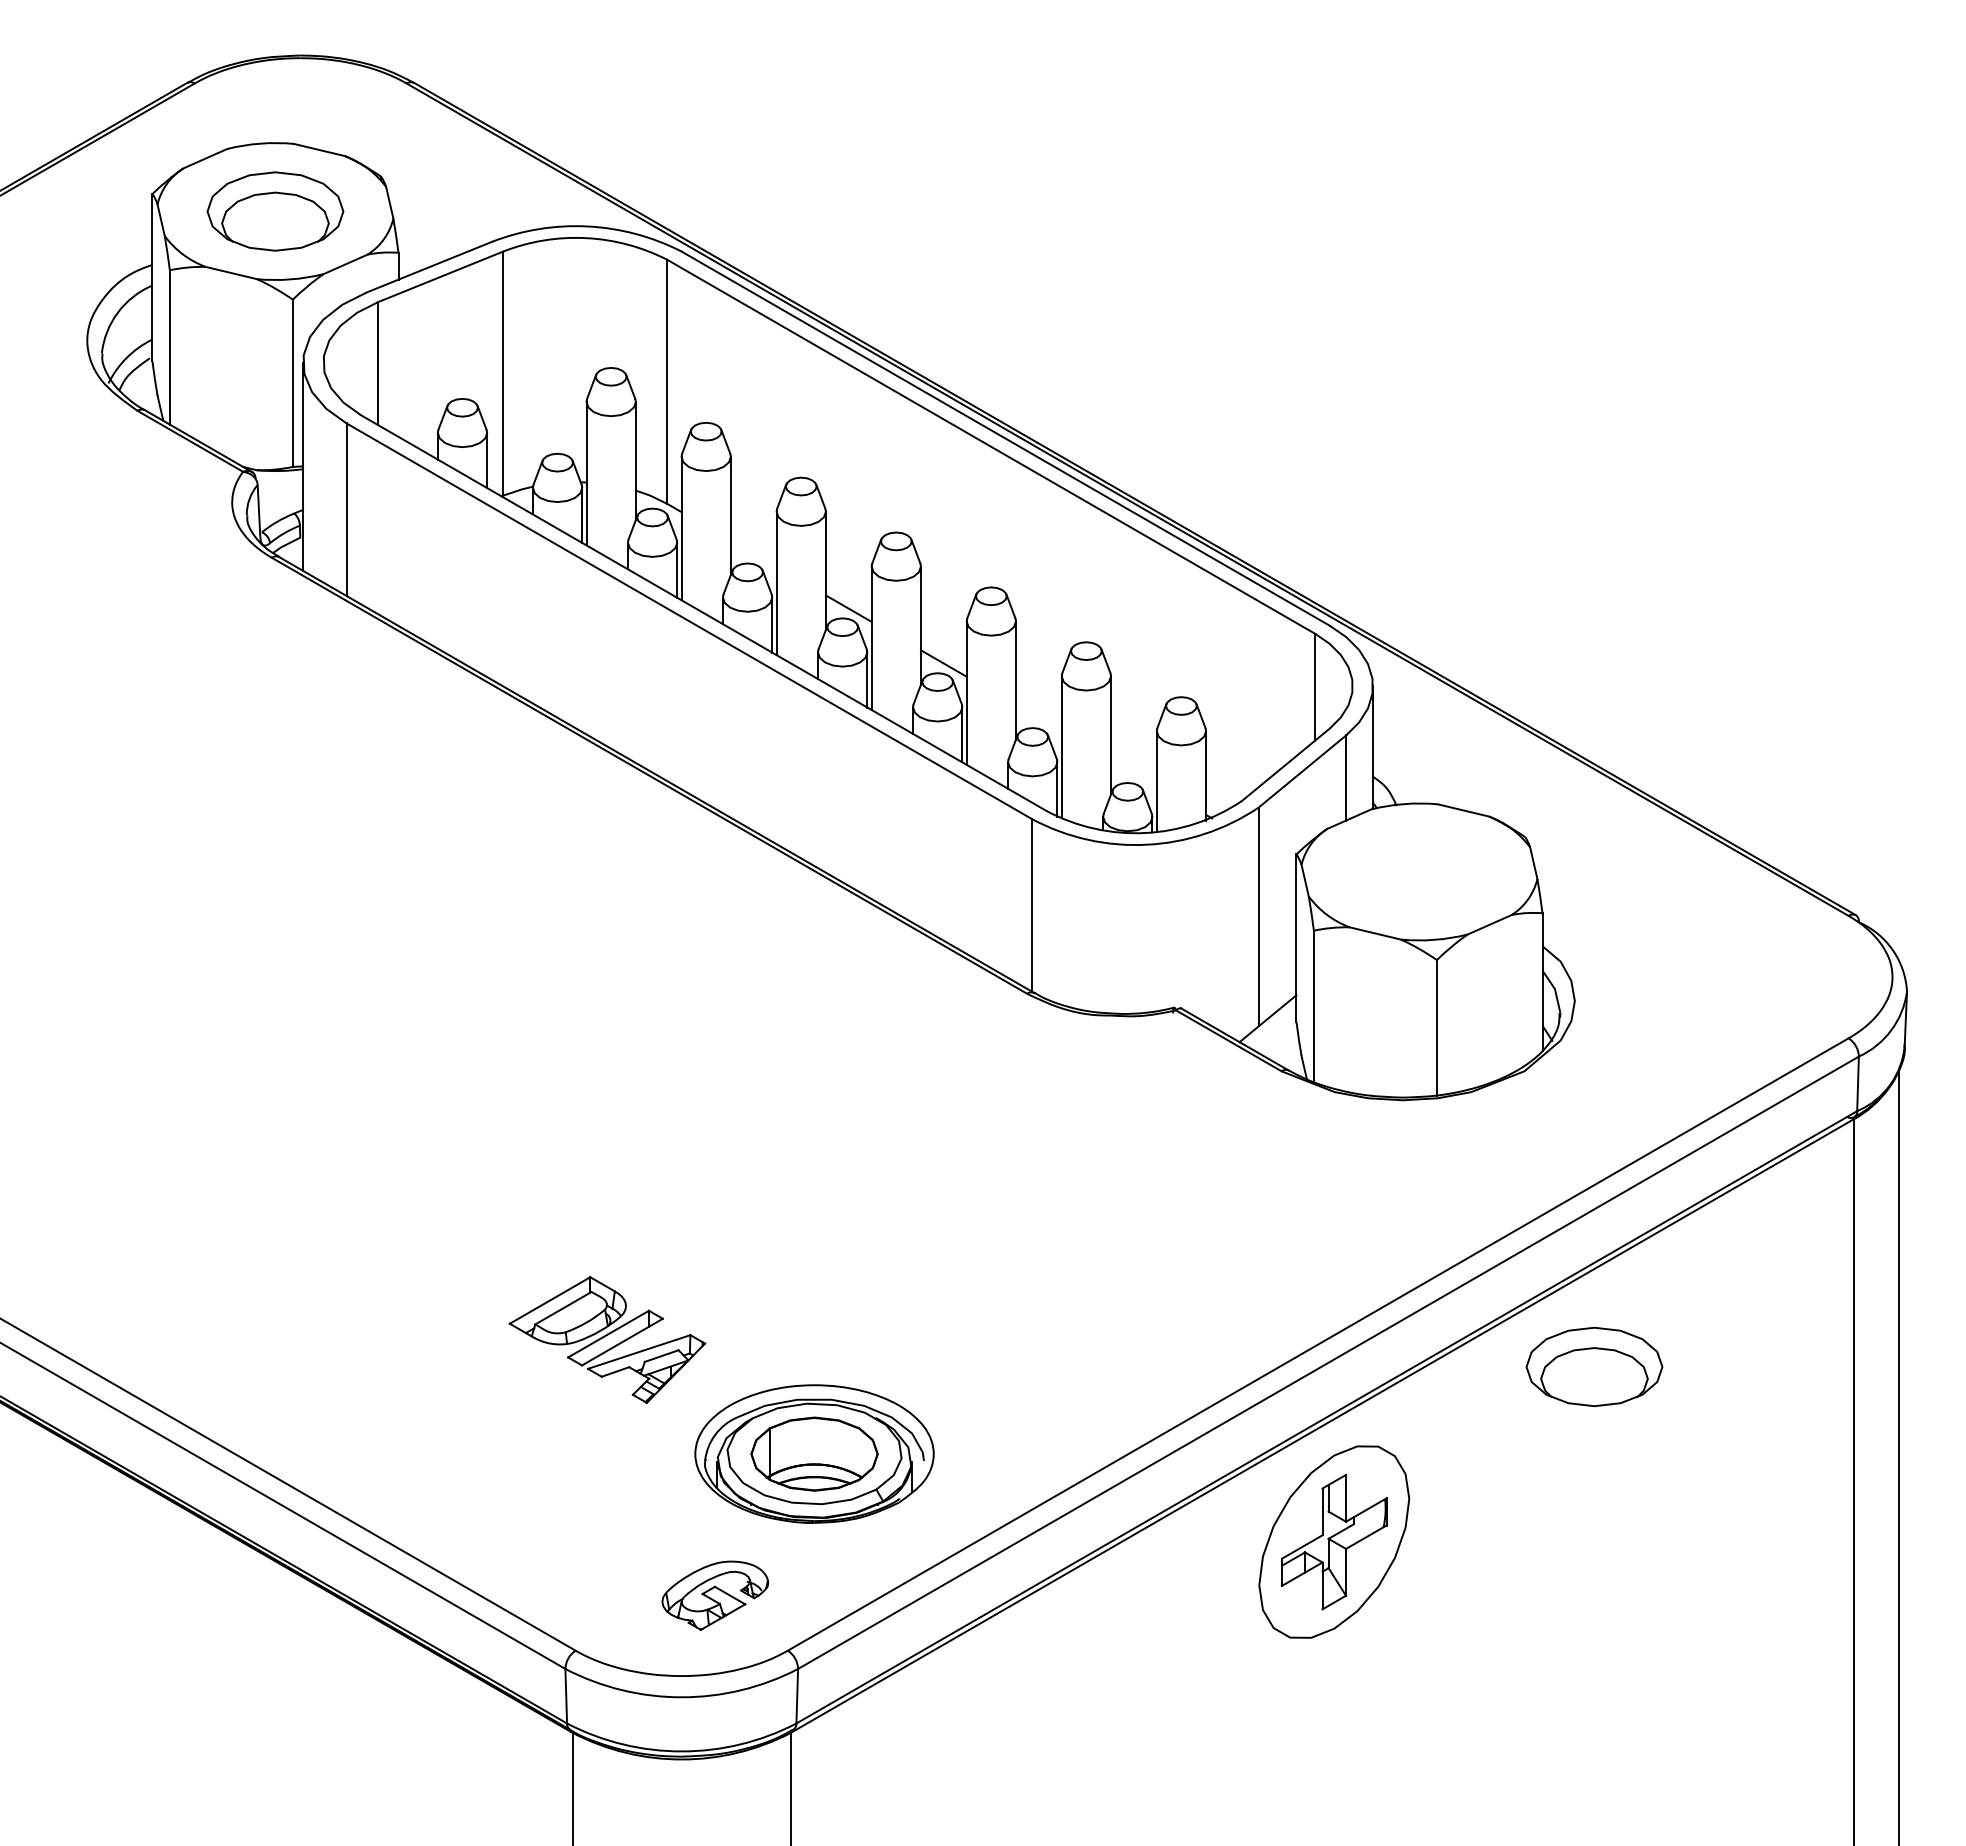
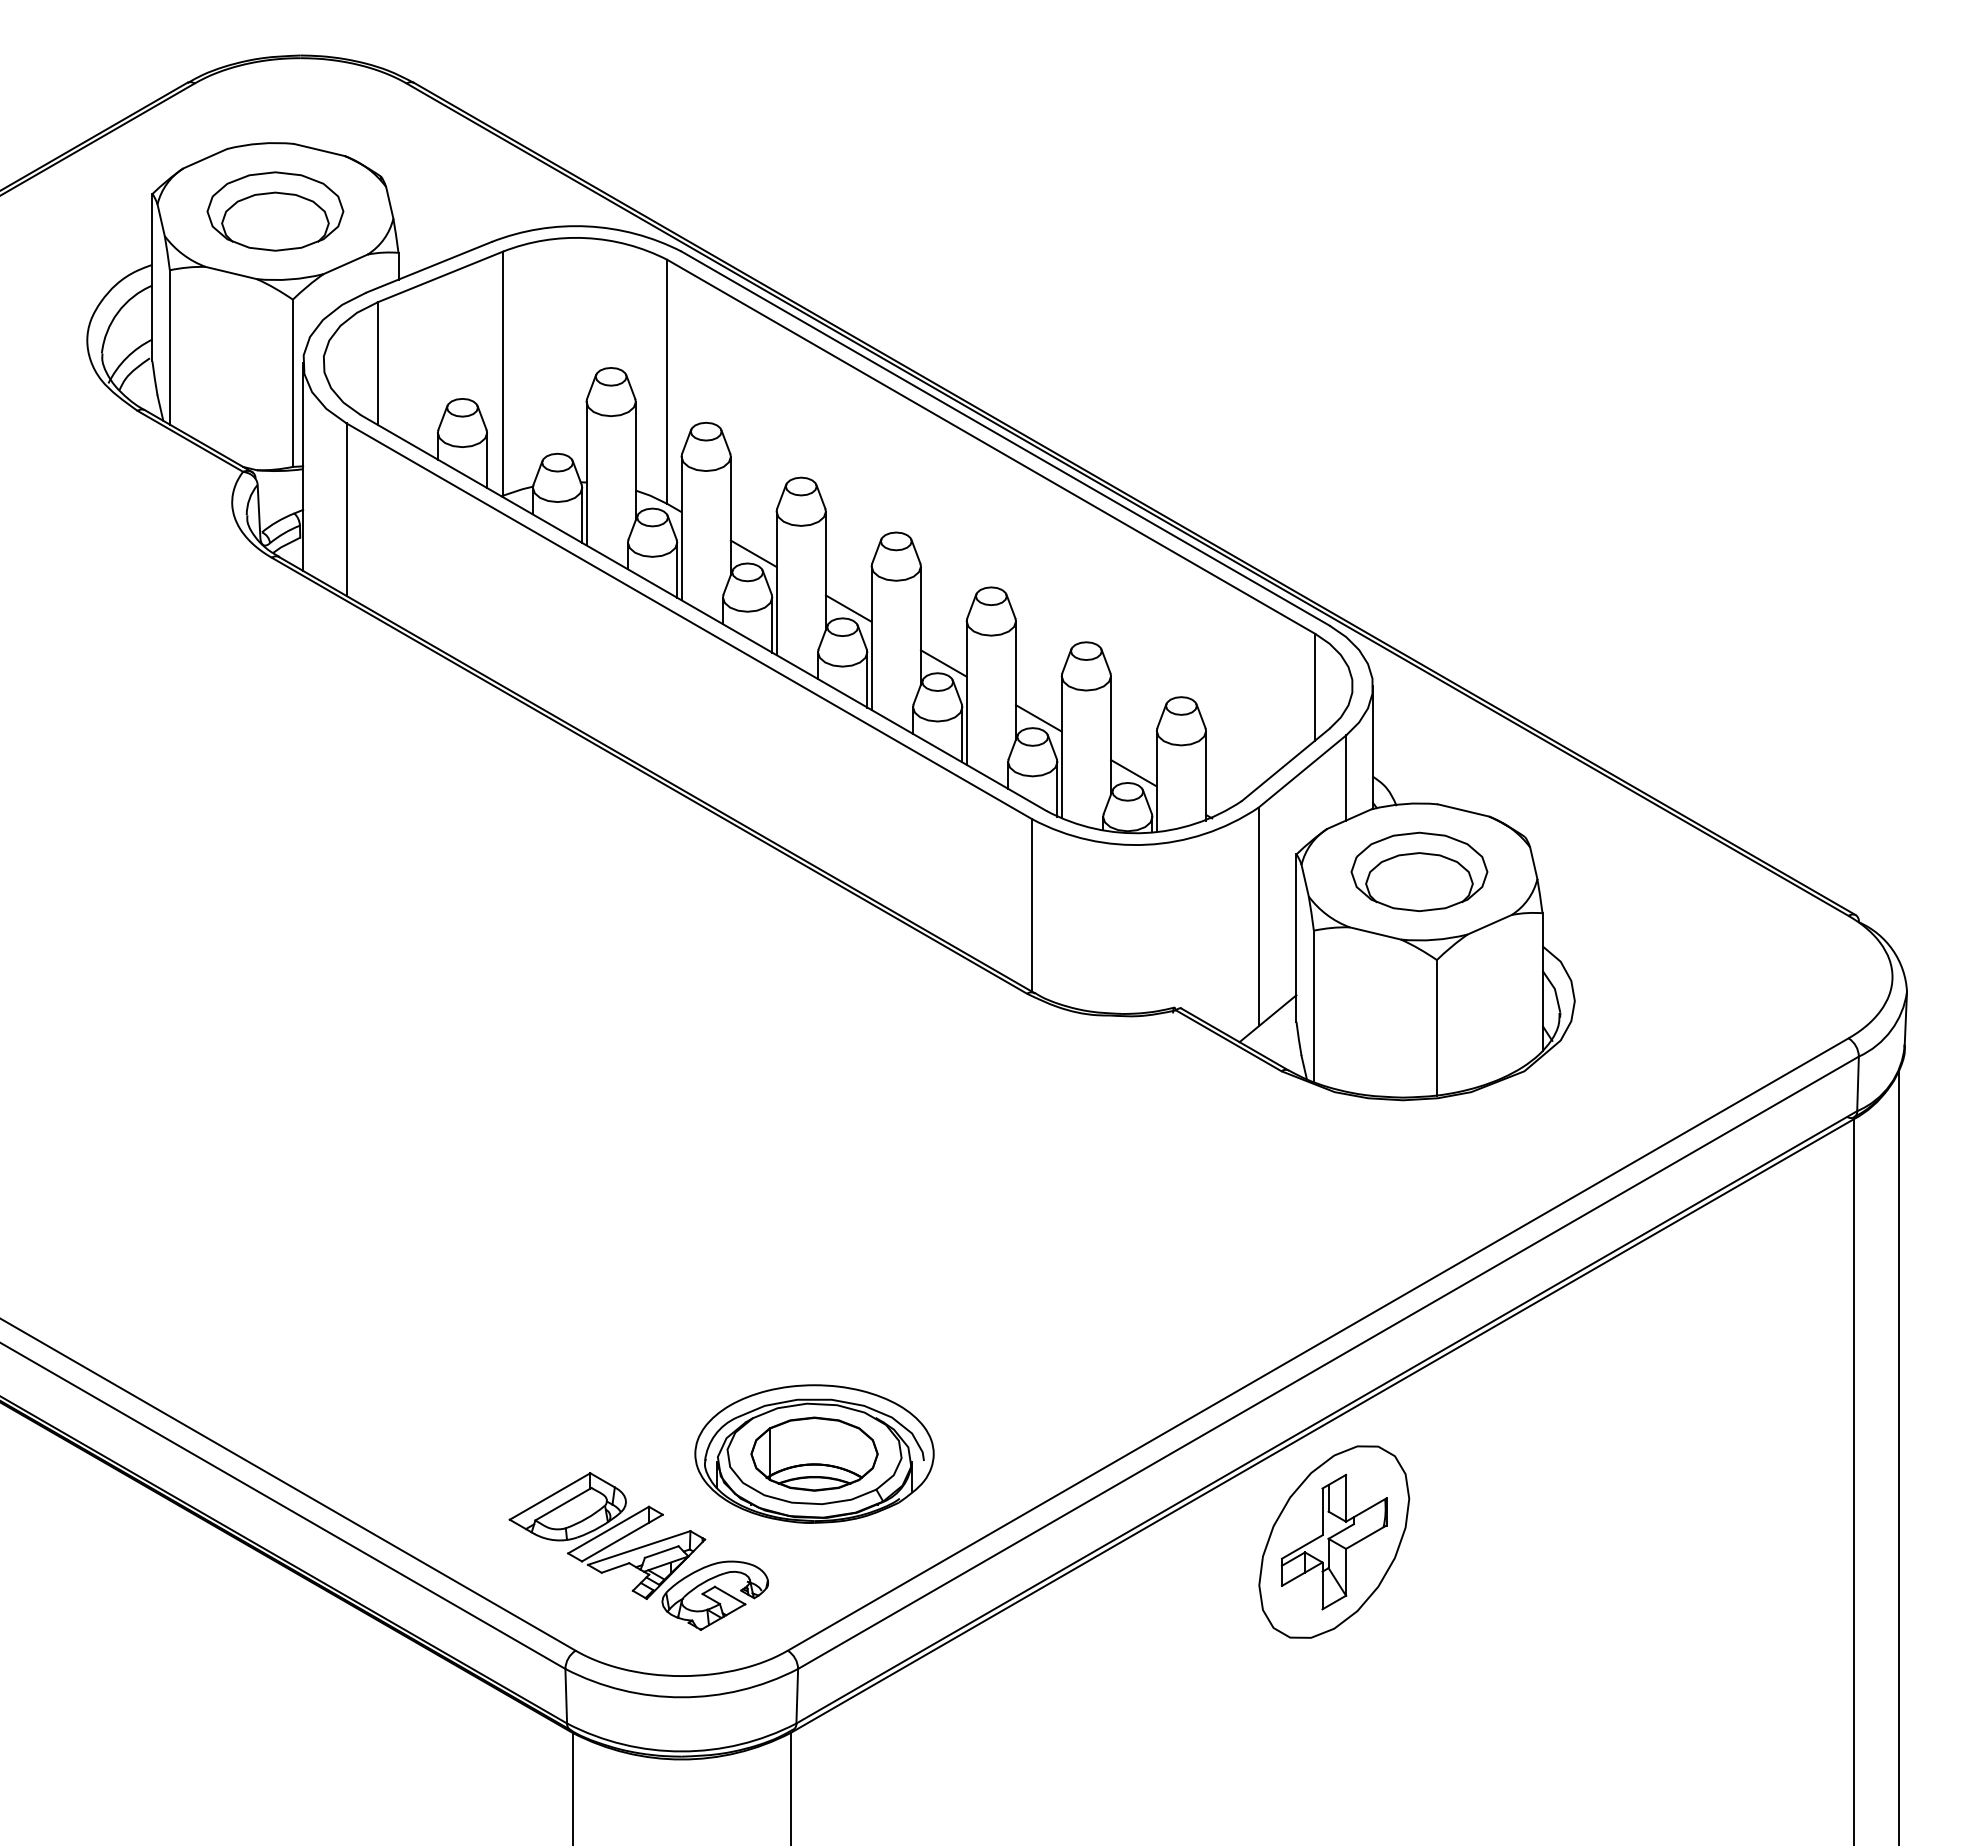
line: none -> present (753, 553)
line: none -> present (1038, 718)
line: none -> present (1133, 773)
part position: (607, 1339) -> (607, 1535) (607, 1535)
part position: (1594, 1366) -> (1419, 871) (1419, 871)
